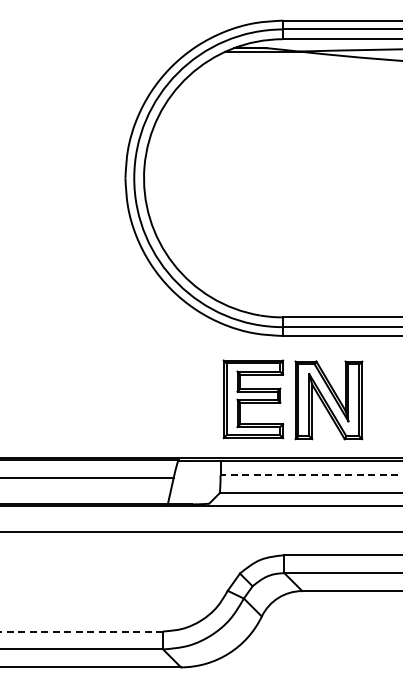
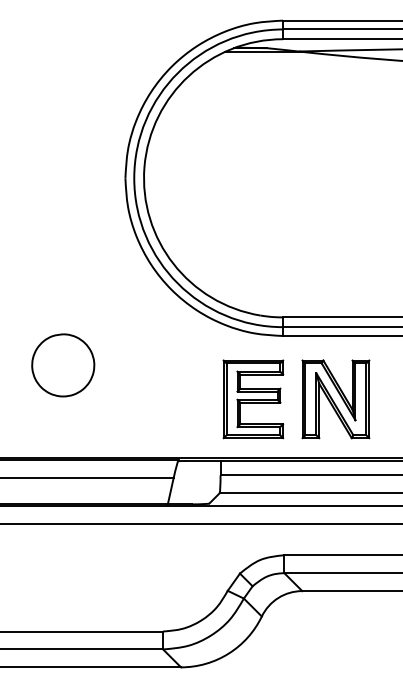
part: none -> present (63, 365)
part position: (328, 400) -> (335, 399) (335, 399)
line: dashed -> solid (311, 475)
line position: (200, 531) -> (200, 523) (200, 523)
line: dashed -> solid (81, 631)
